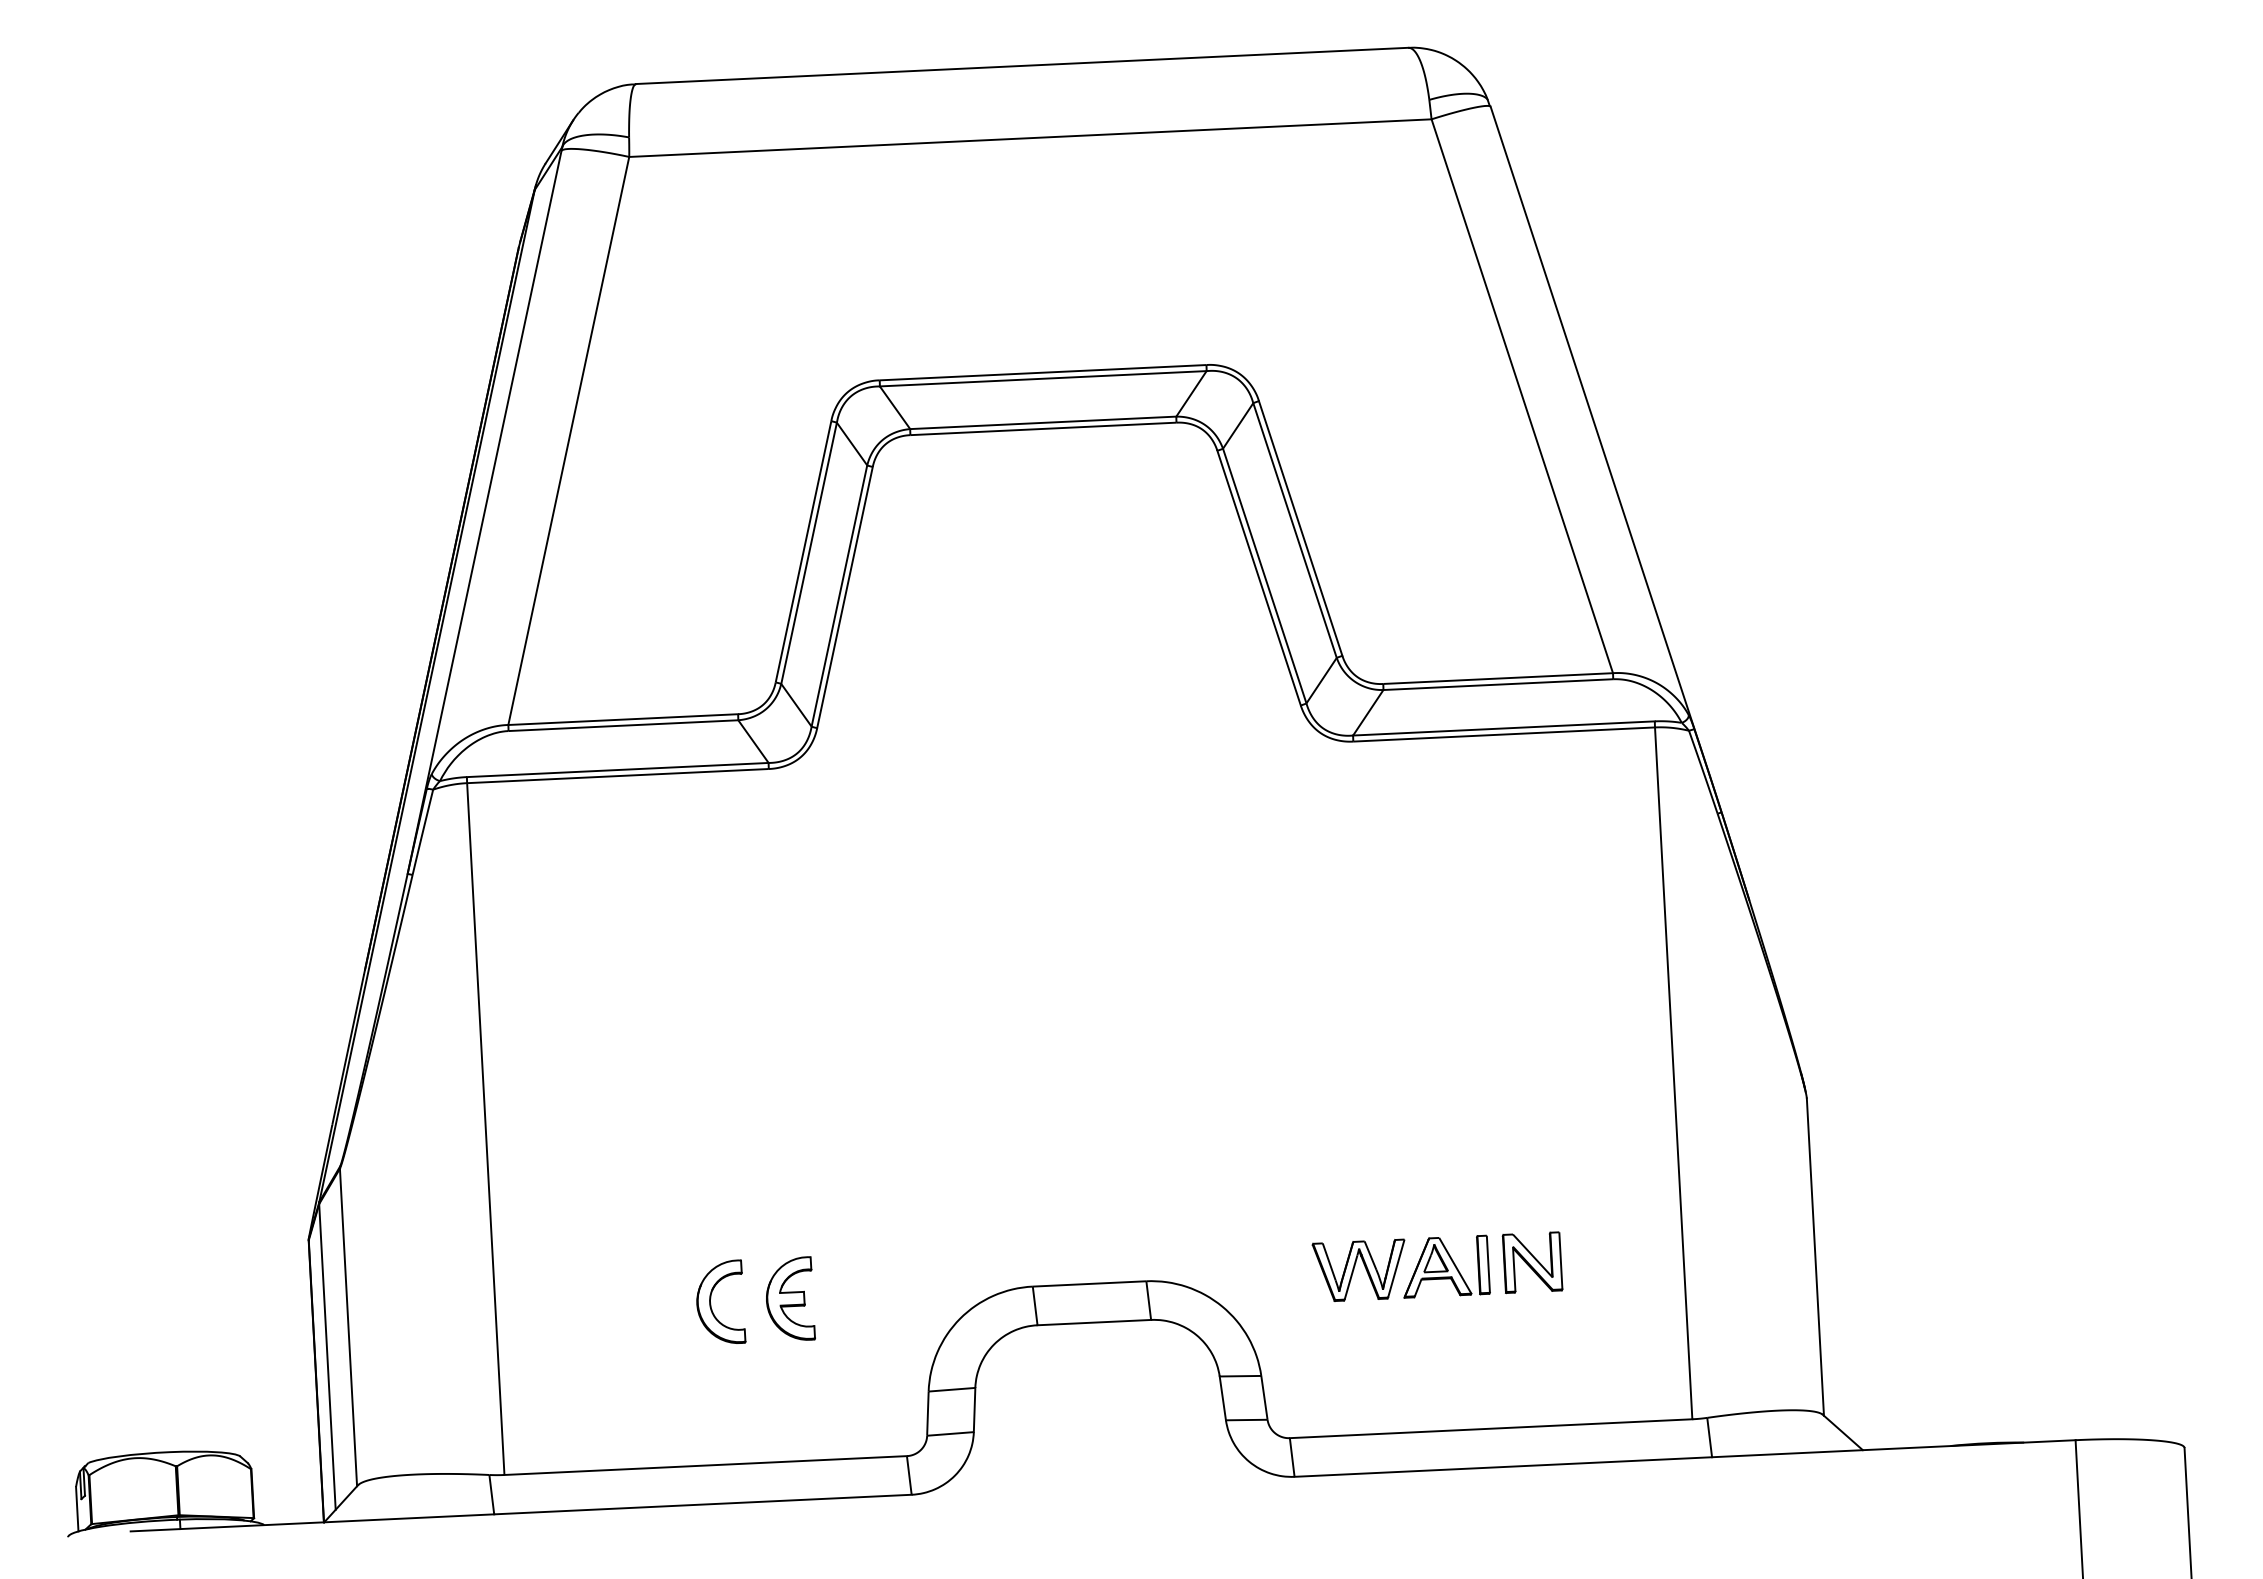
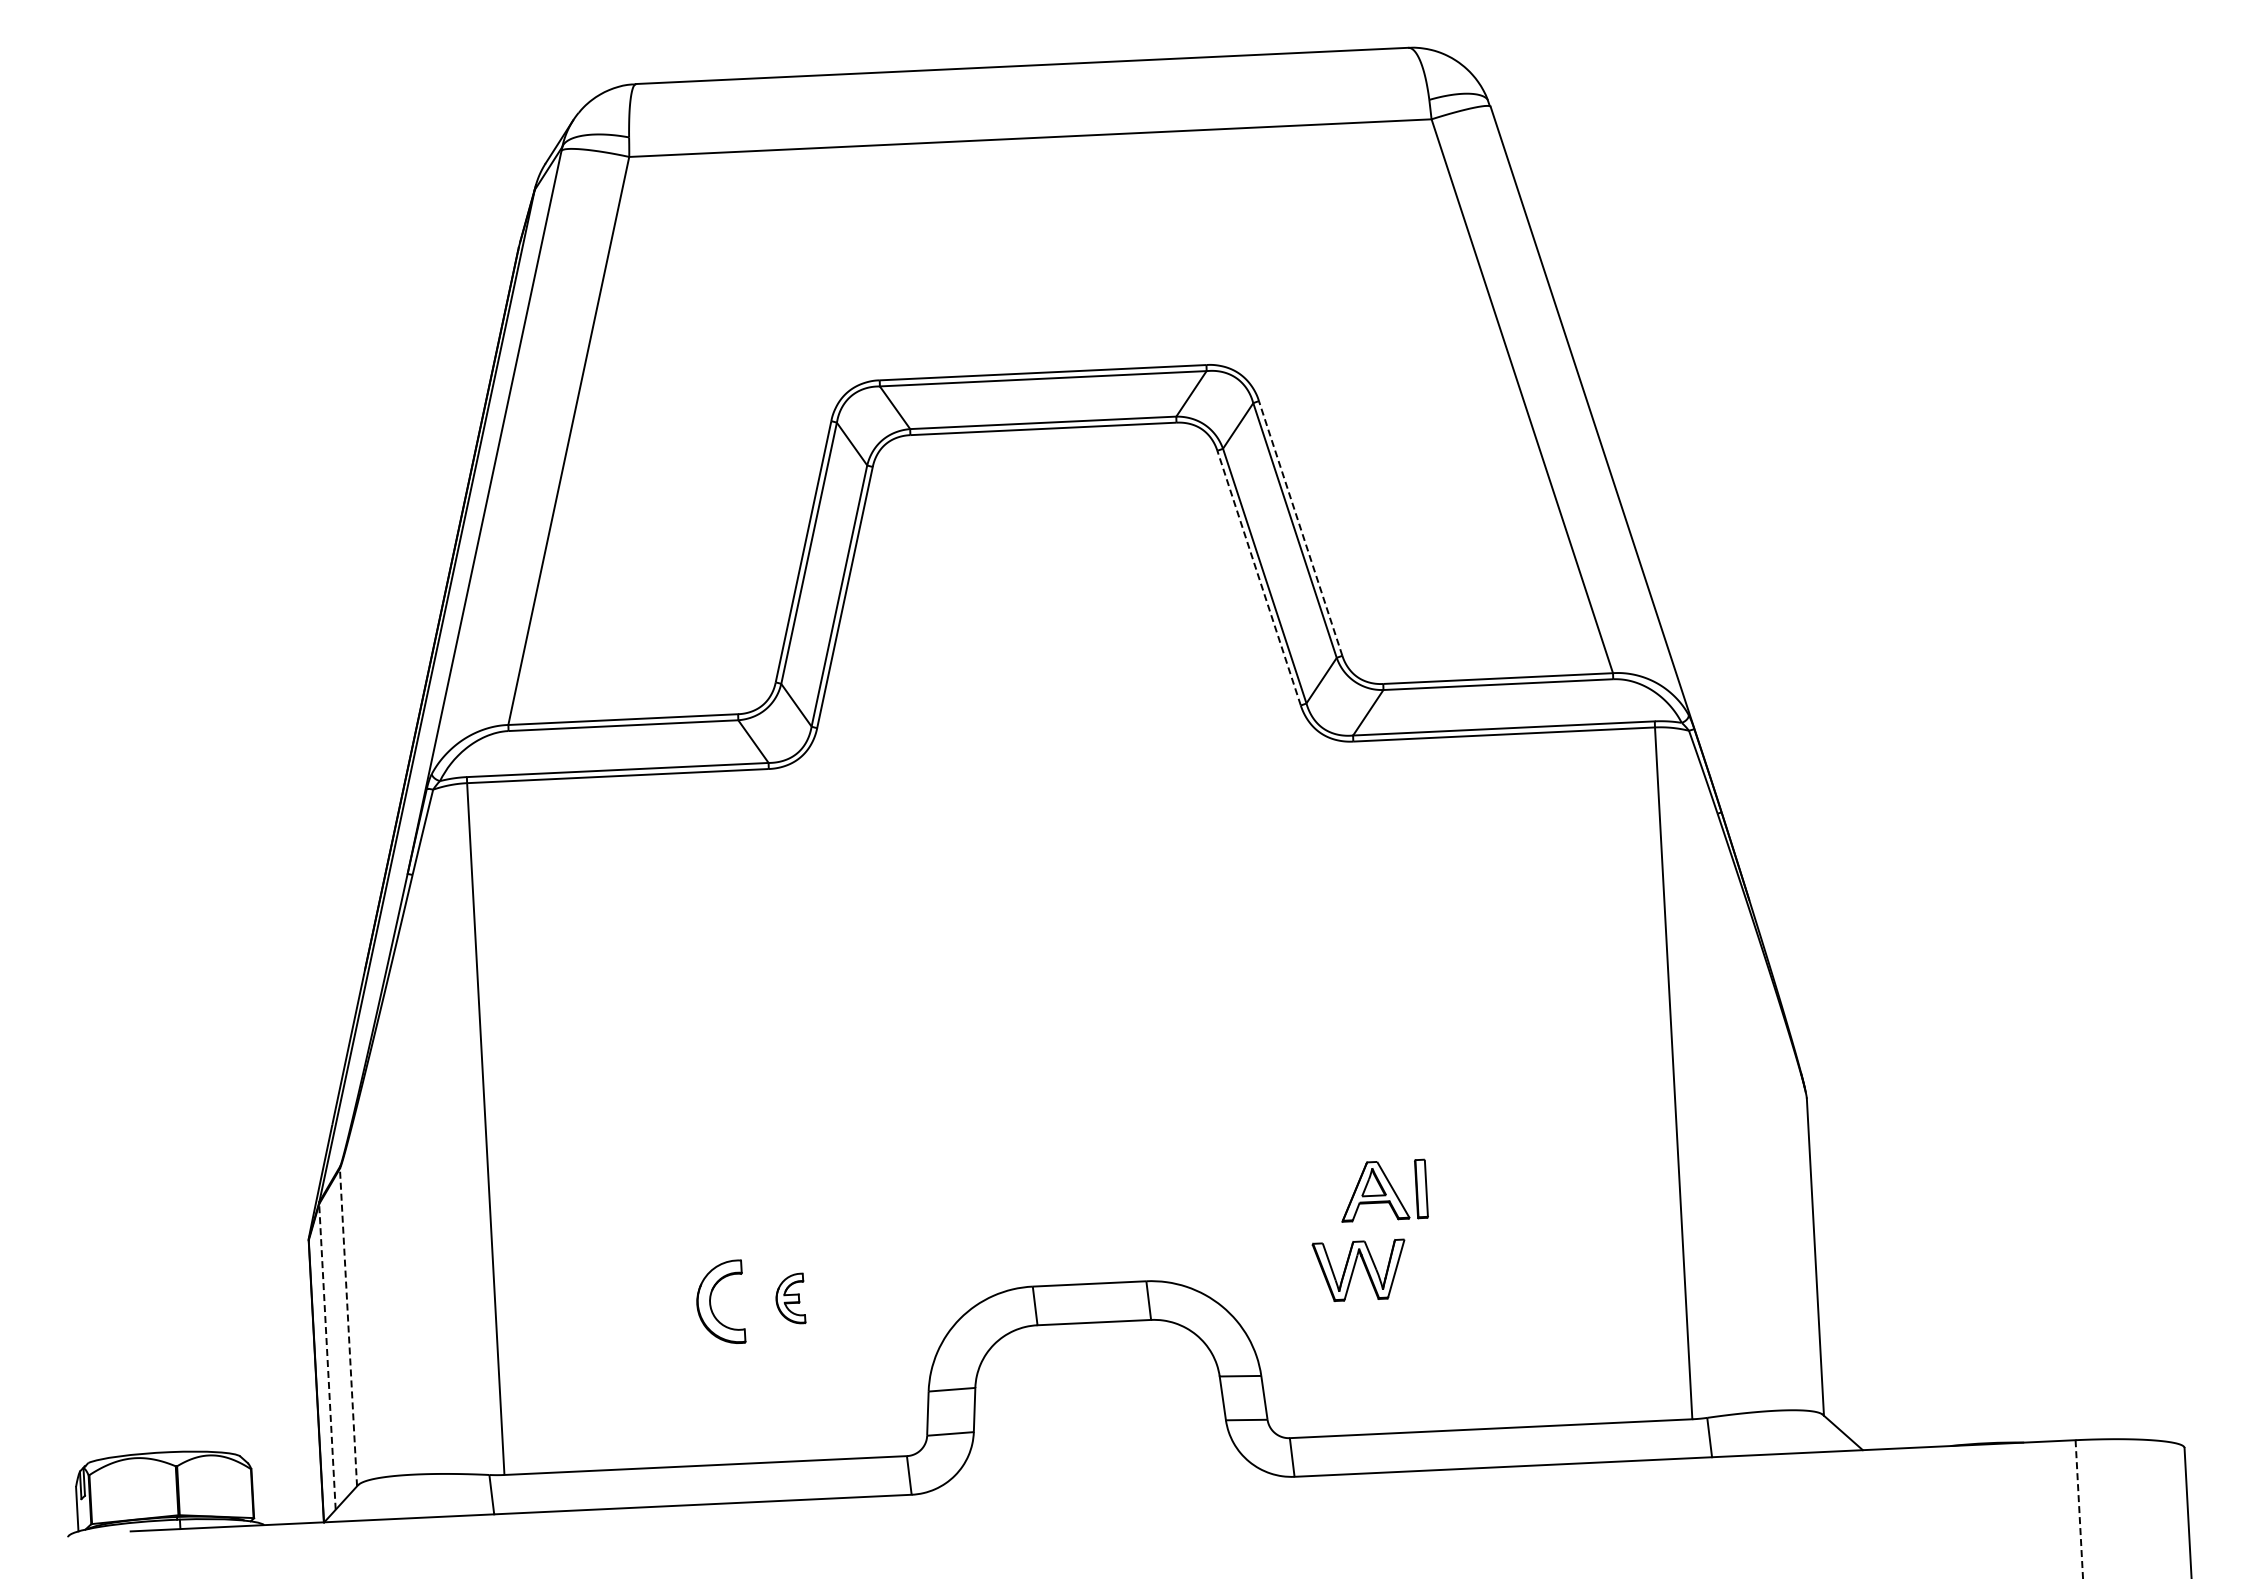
line: solid -> dashed (1300, 528)
line: solid -> dashed (1258, 577)
part: present -> none (1532, 1262)
part position: (1446, 1266) -> (1384, 1190) (1384, 1190)
part size: 50x85 px -> 32x53 px (790, 1298)
line: solid -> dashed (348, 1326)
line: solid -> dashed (327, 1356)
line: solid -> dashed (2079, 1509)
